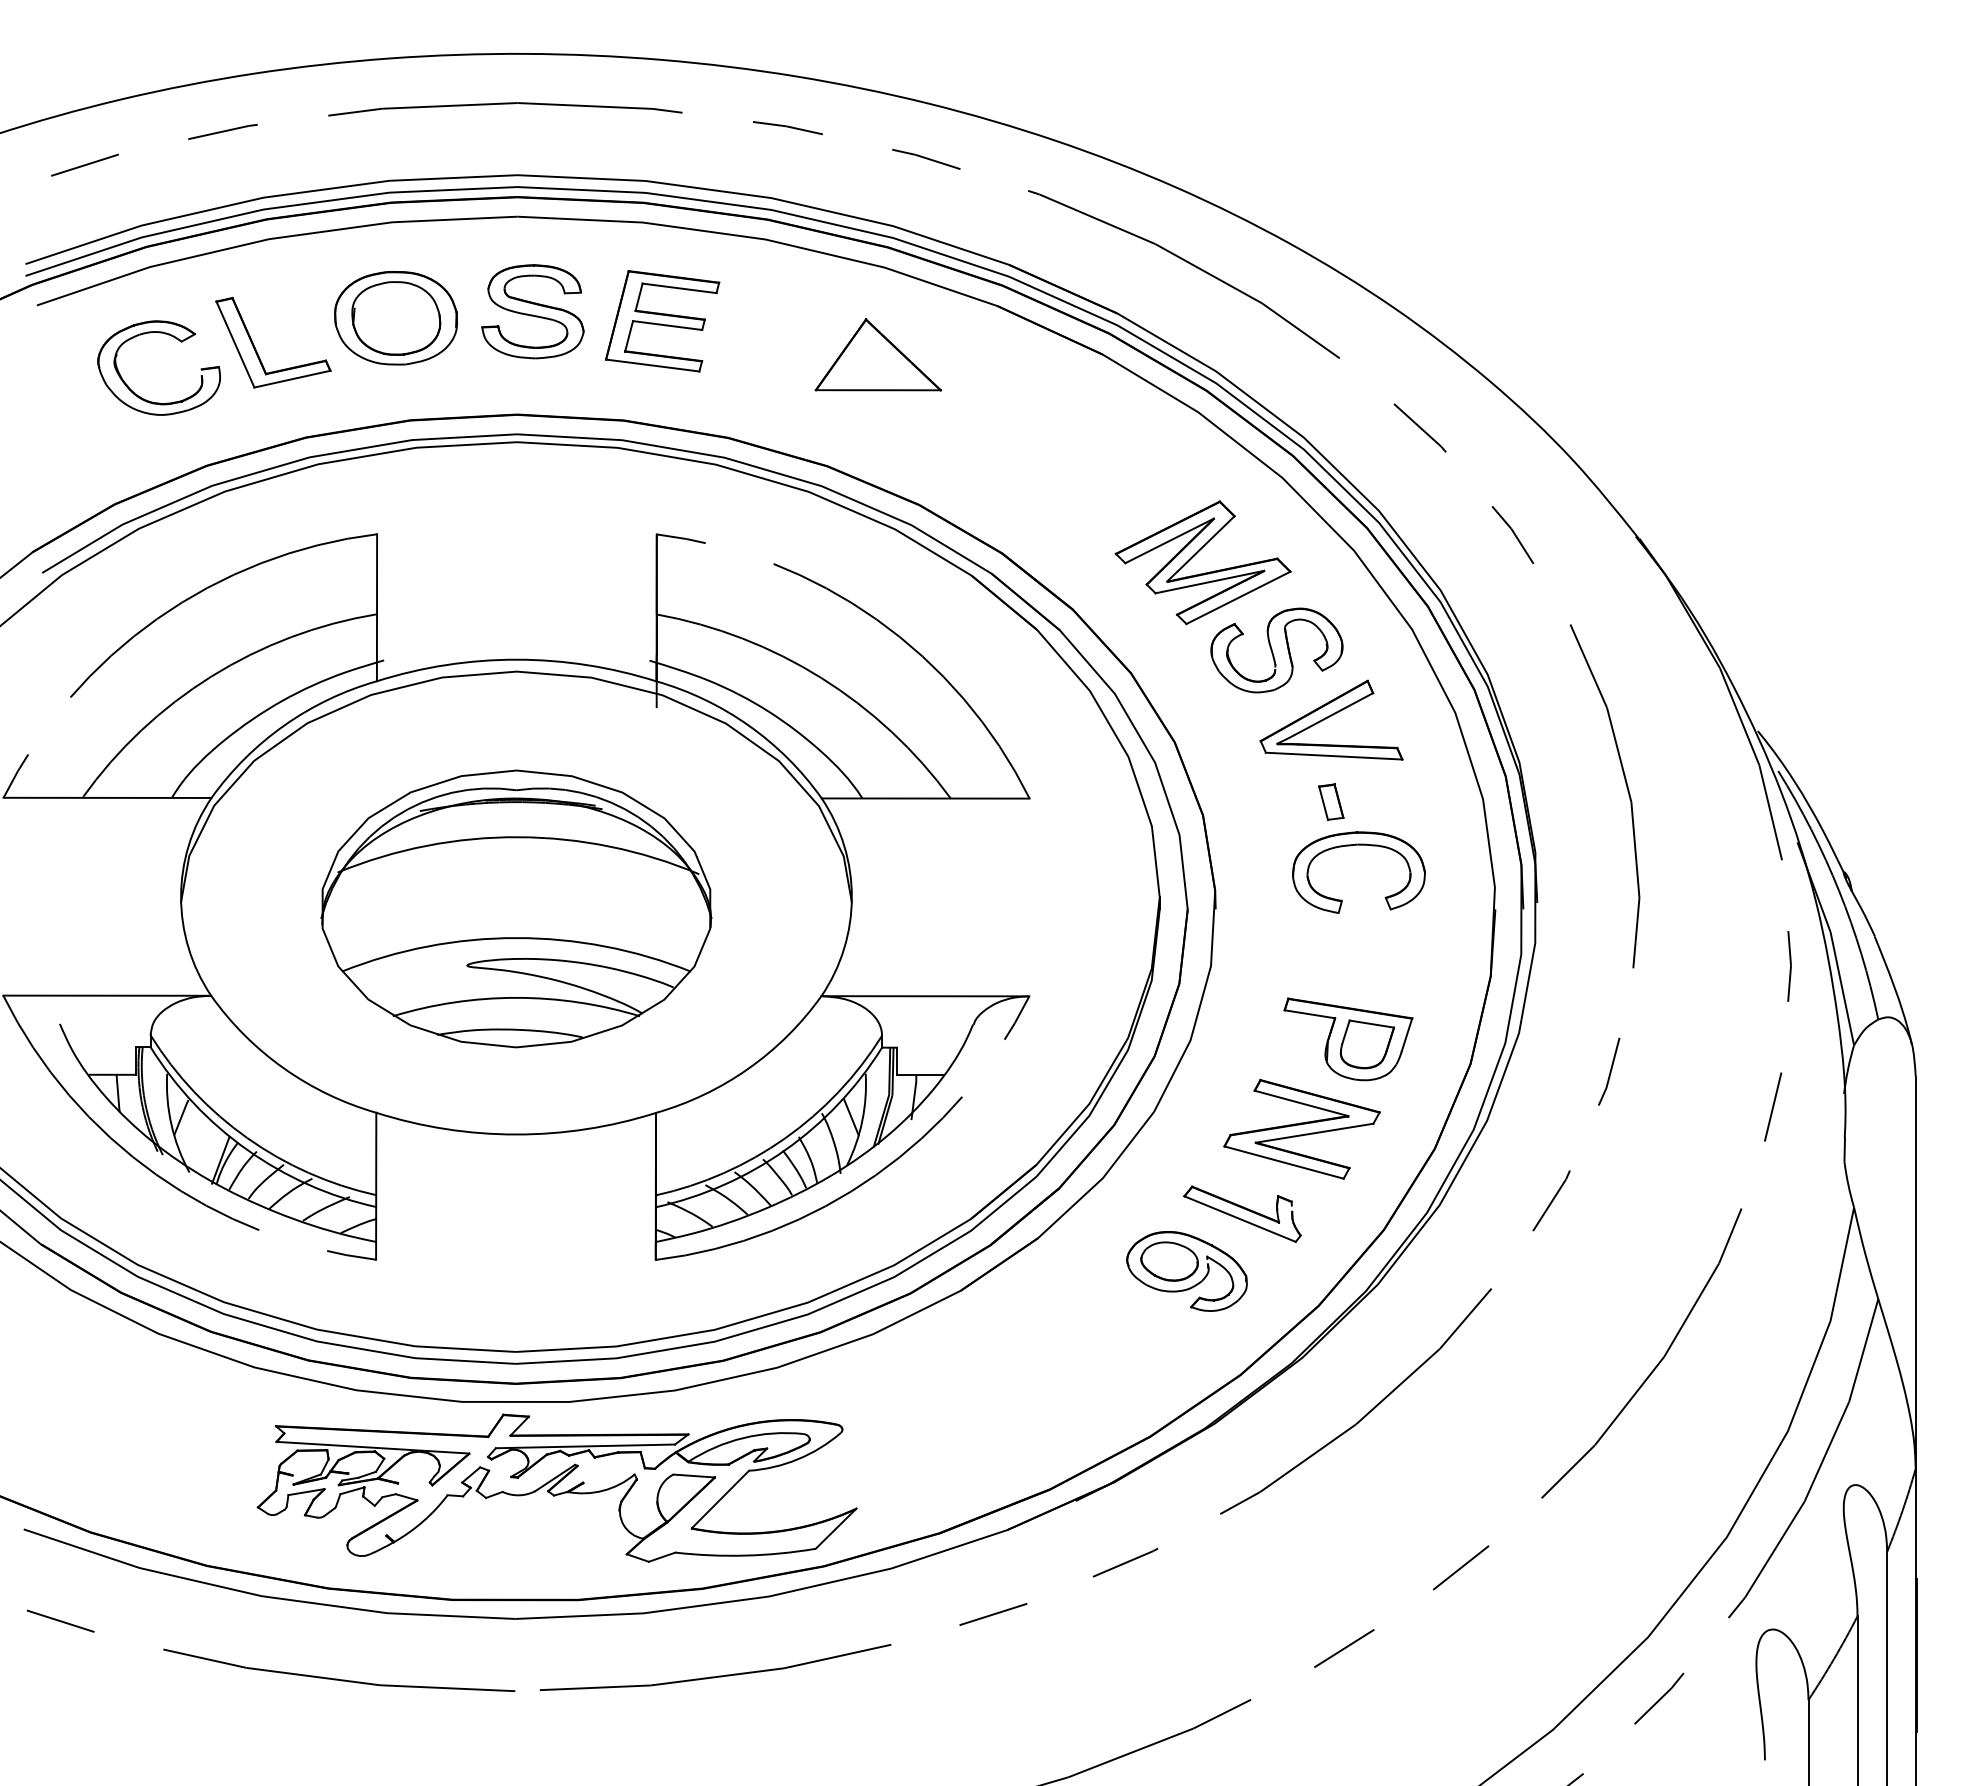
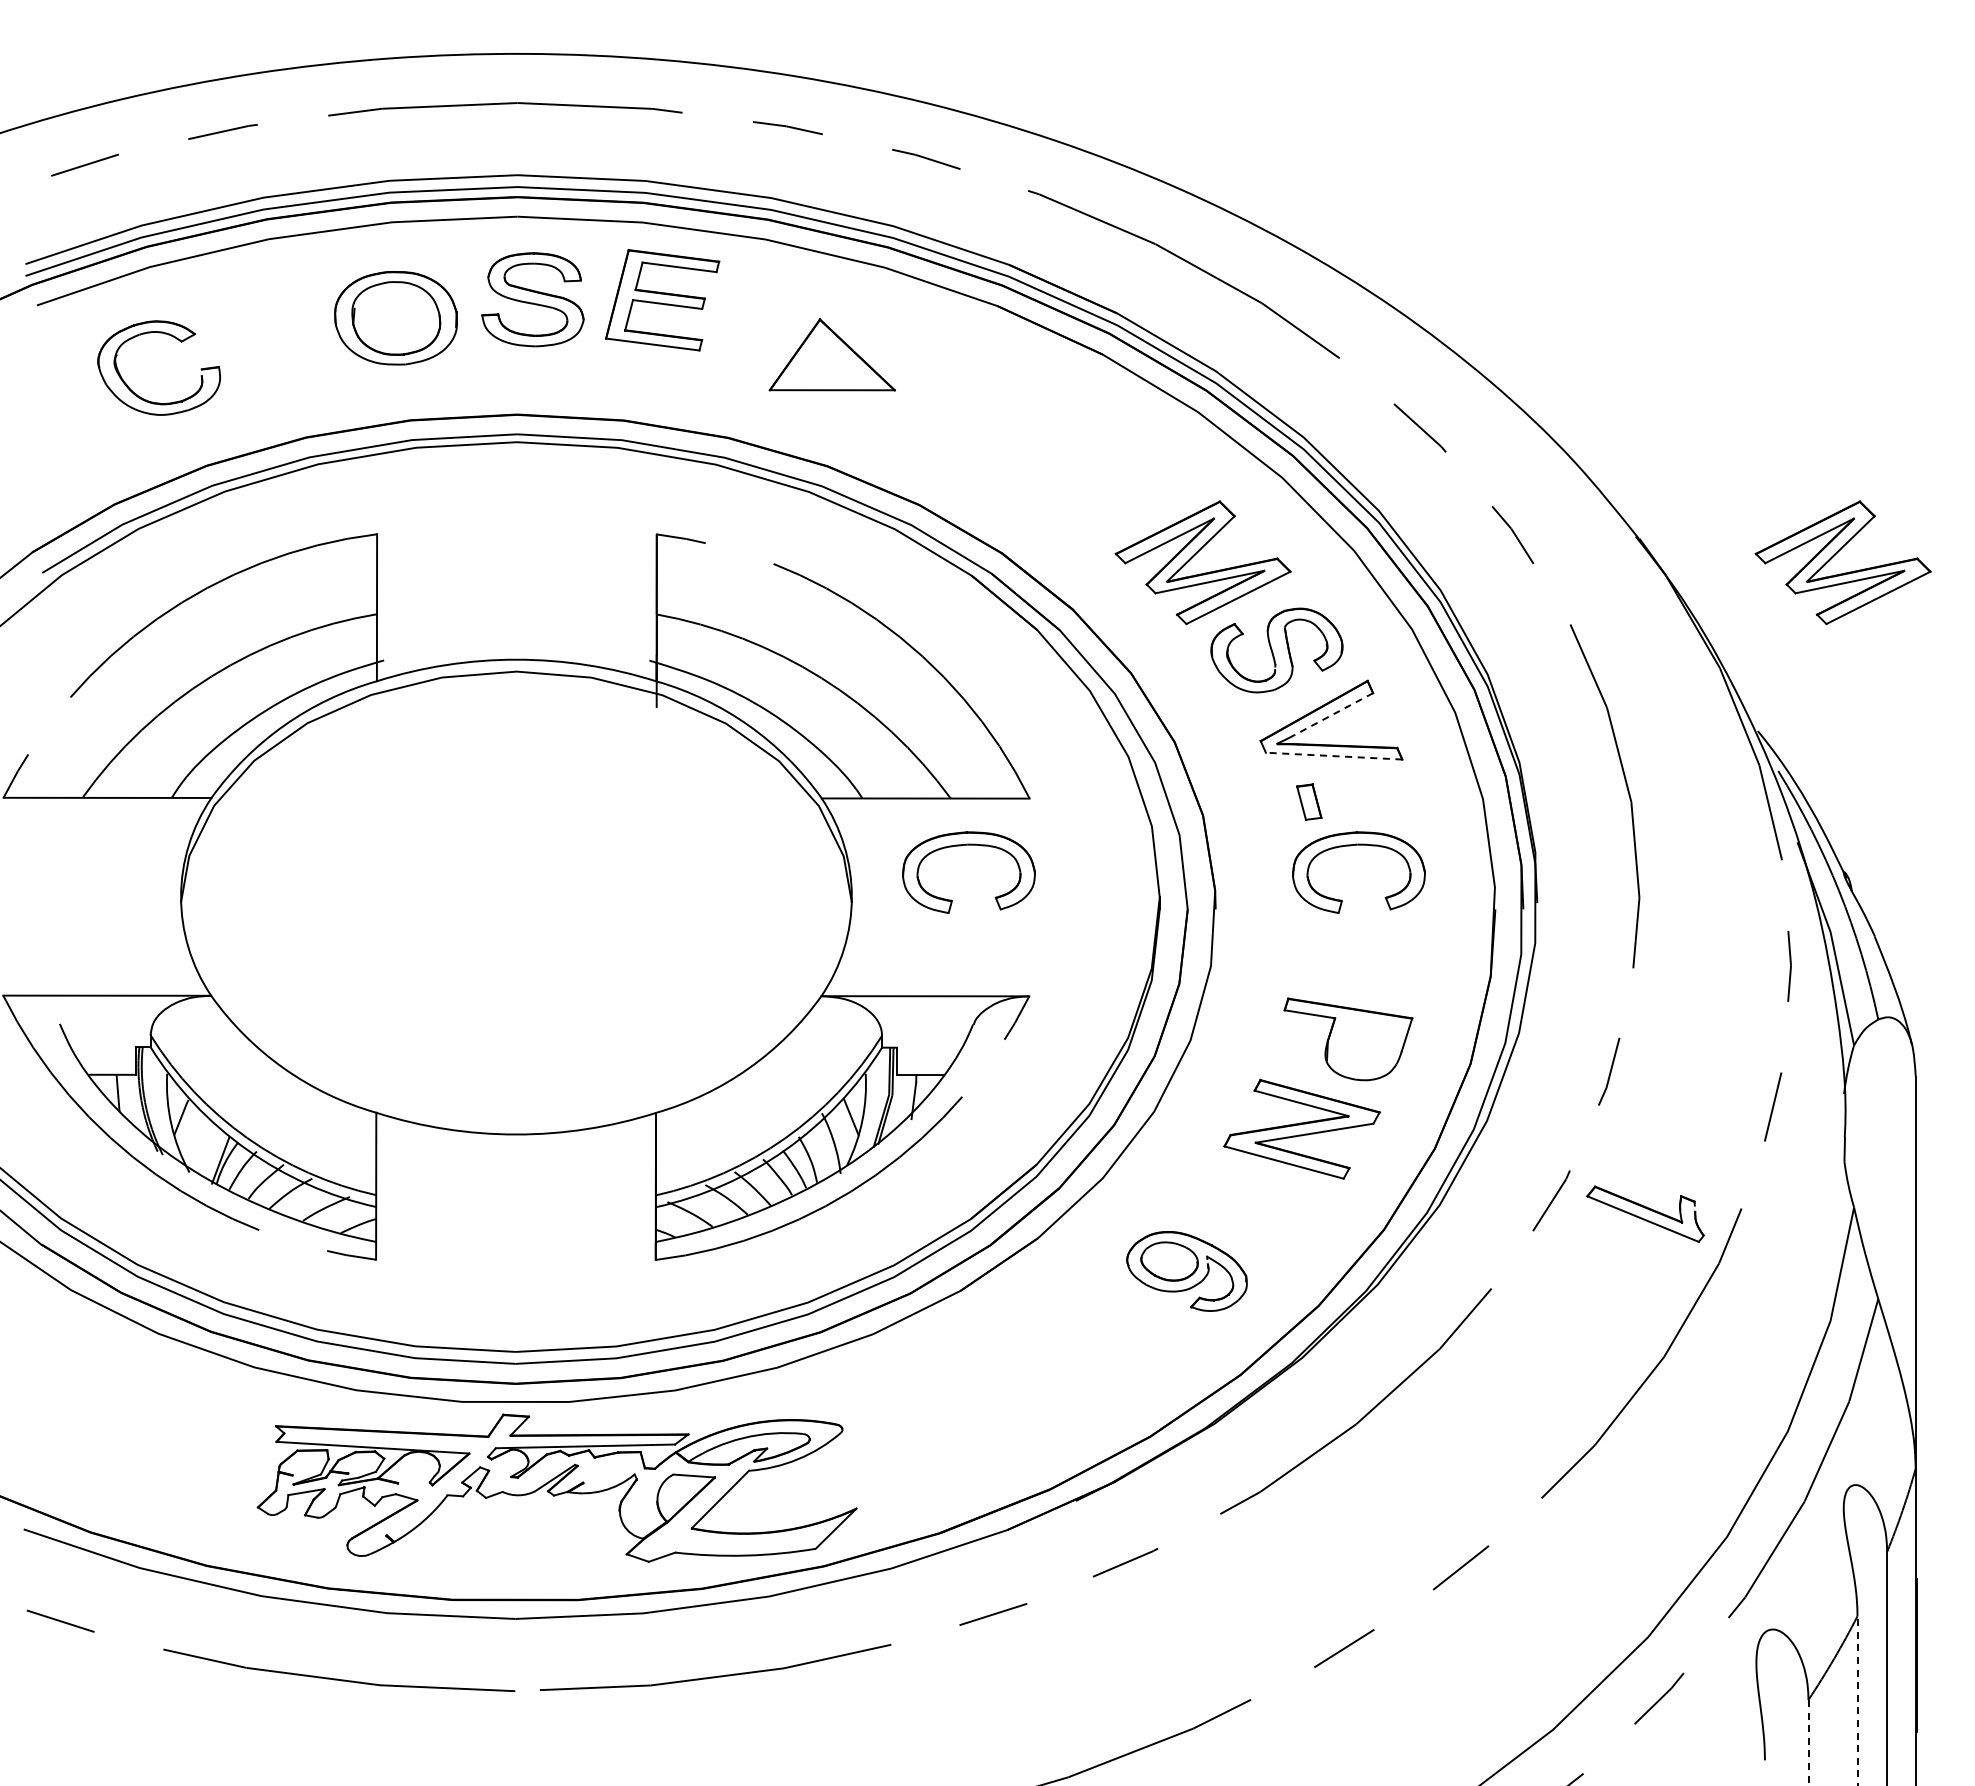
part position: (532, 311) -> (532, 299) (532, 299)
part position: (662, 321) -> (662, 300) (662, 300)
part: present -> none (257, 351)
part position: (877, 354) -> (831, 354) (831, 354)
part: none -> present (1835, 555)
line: solid -> dashed (1333, 714)
line: solid -> dashed (1333, 756)
part position: (1331, 801) -> (1309, 801) (1309, 801)
part: none -> present (968, 845)
part: present -> none (516, 908)
part: present -> none (1367, 1044)
part position: (1242, 1213) -> (1645, 1213) (1645, 1213)
line: solid -> dashed (1857, 1700)
line: solid -> dashed (1808, 1742)
